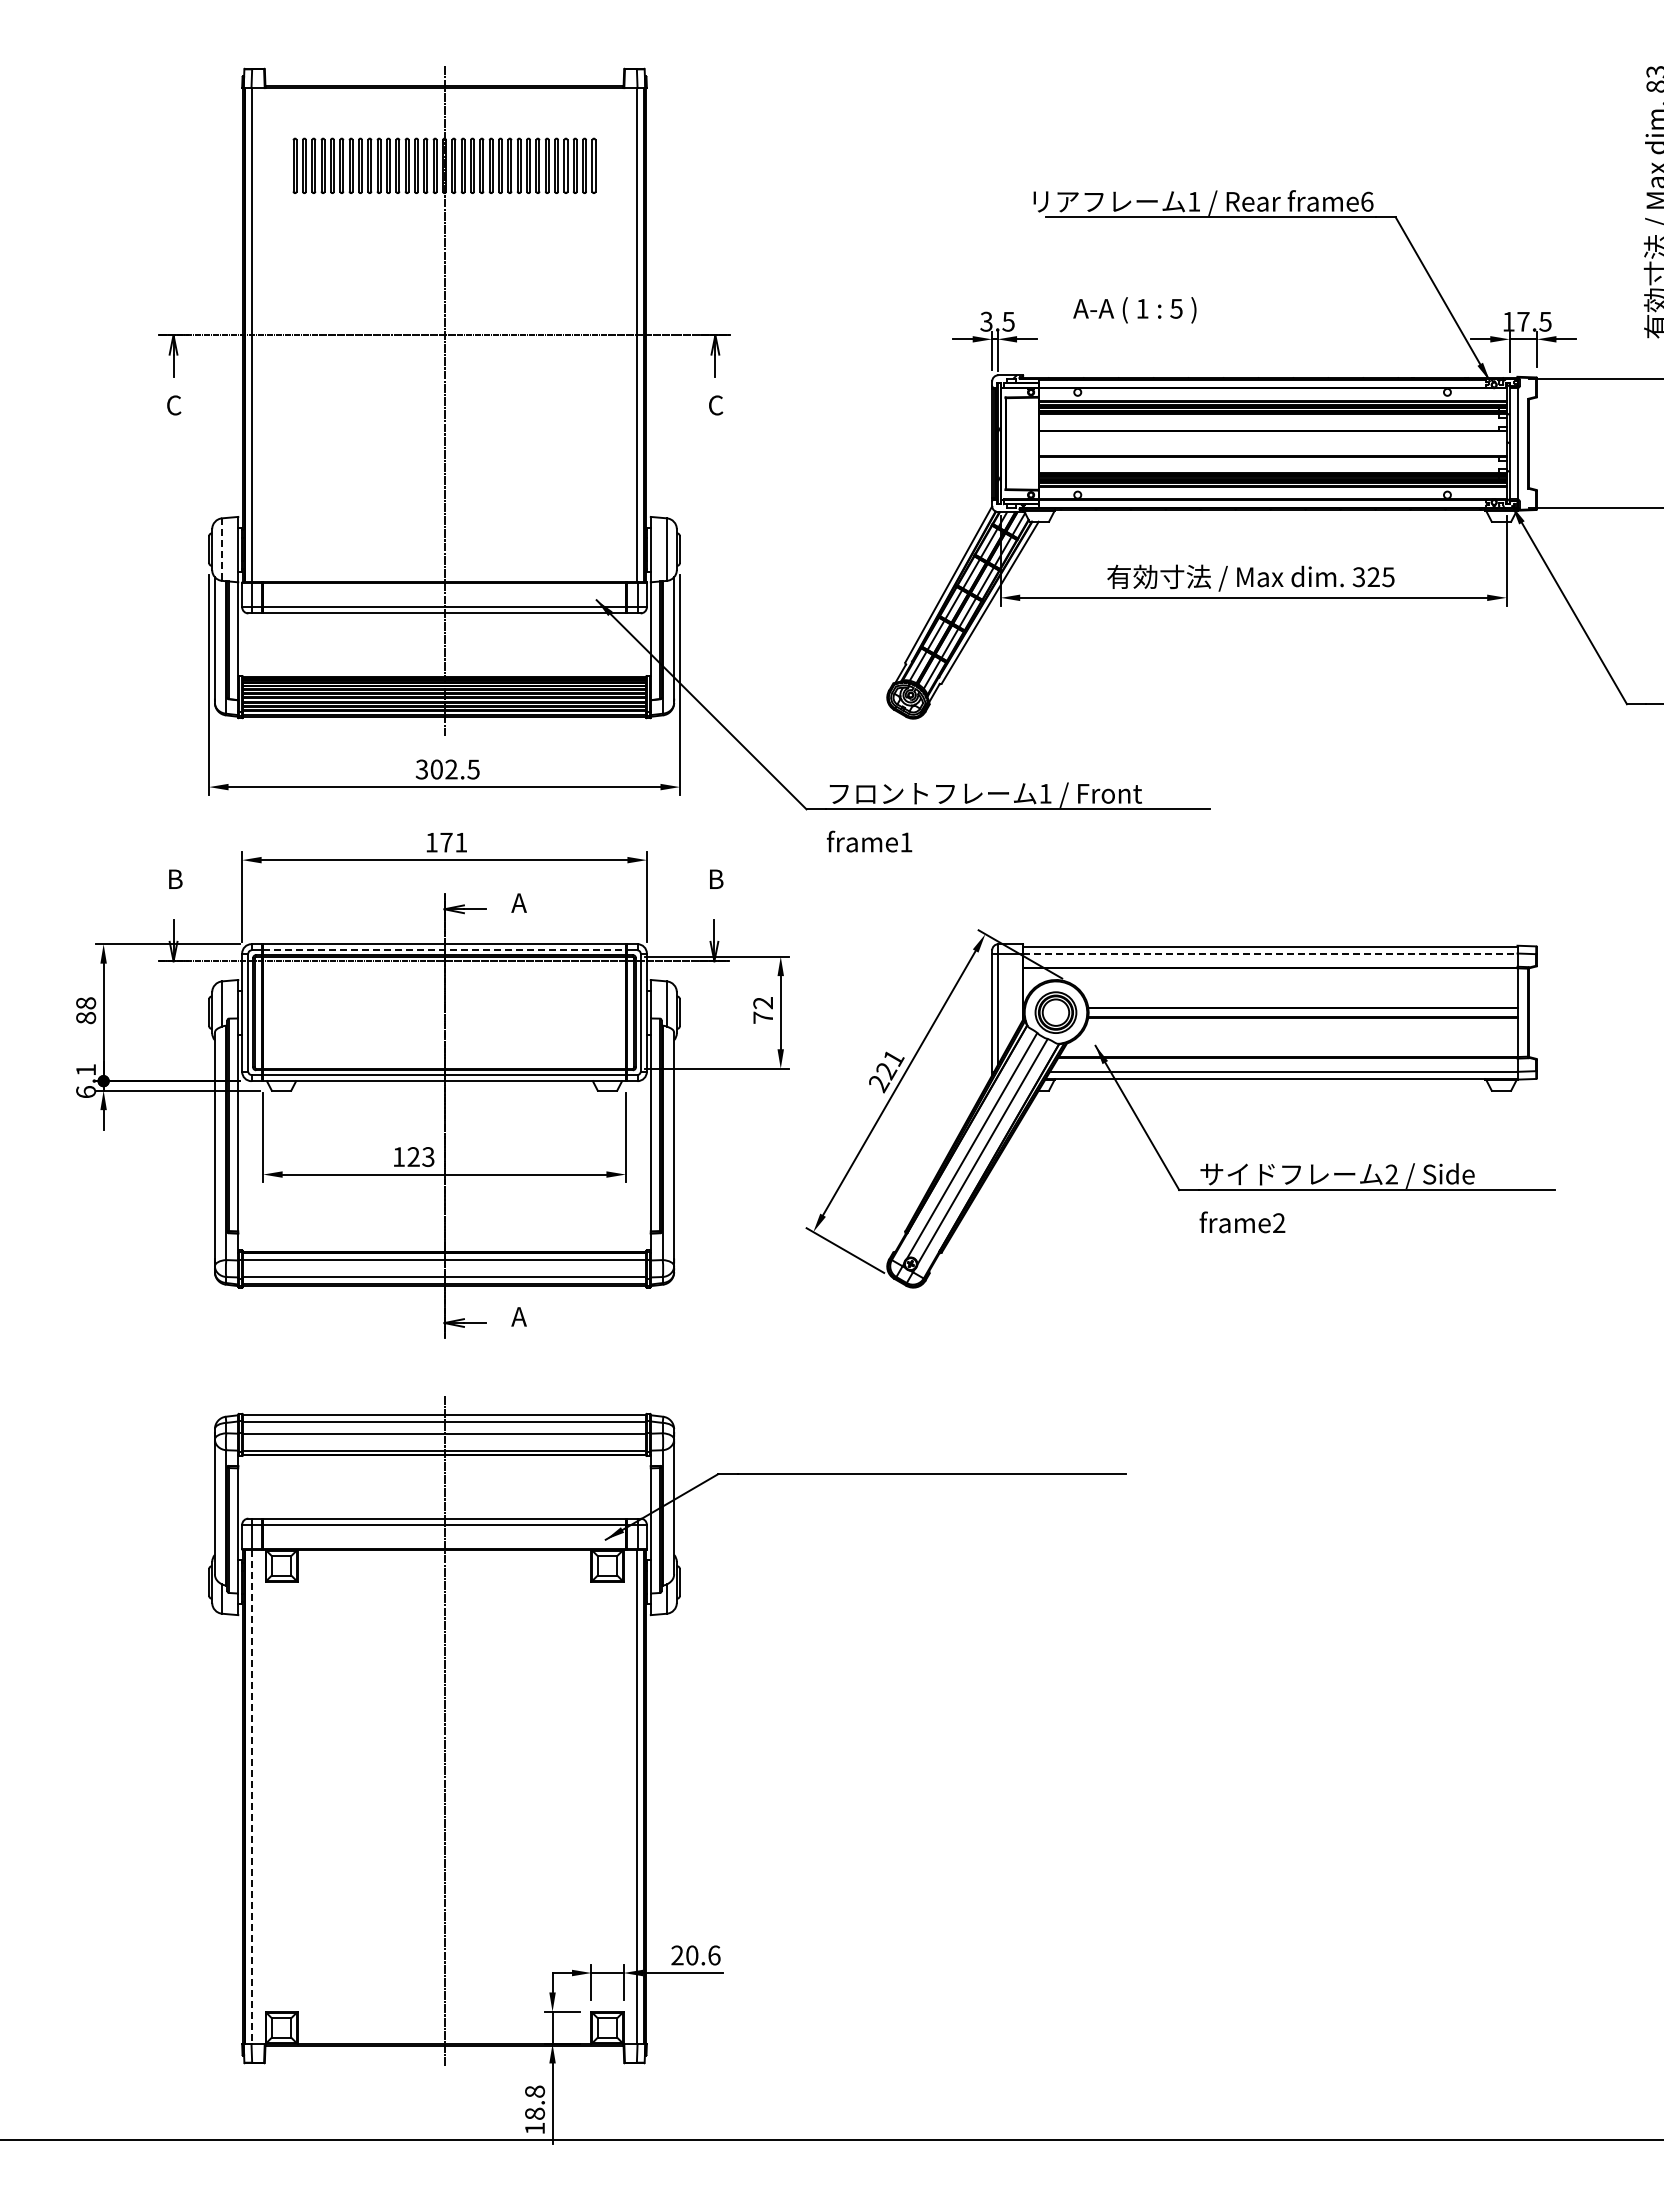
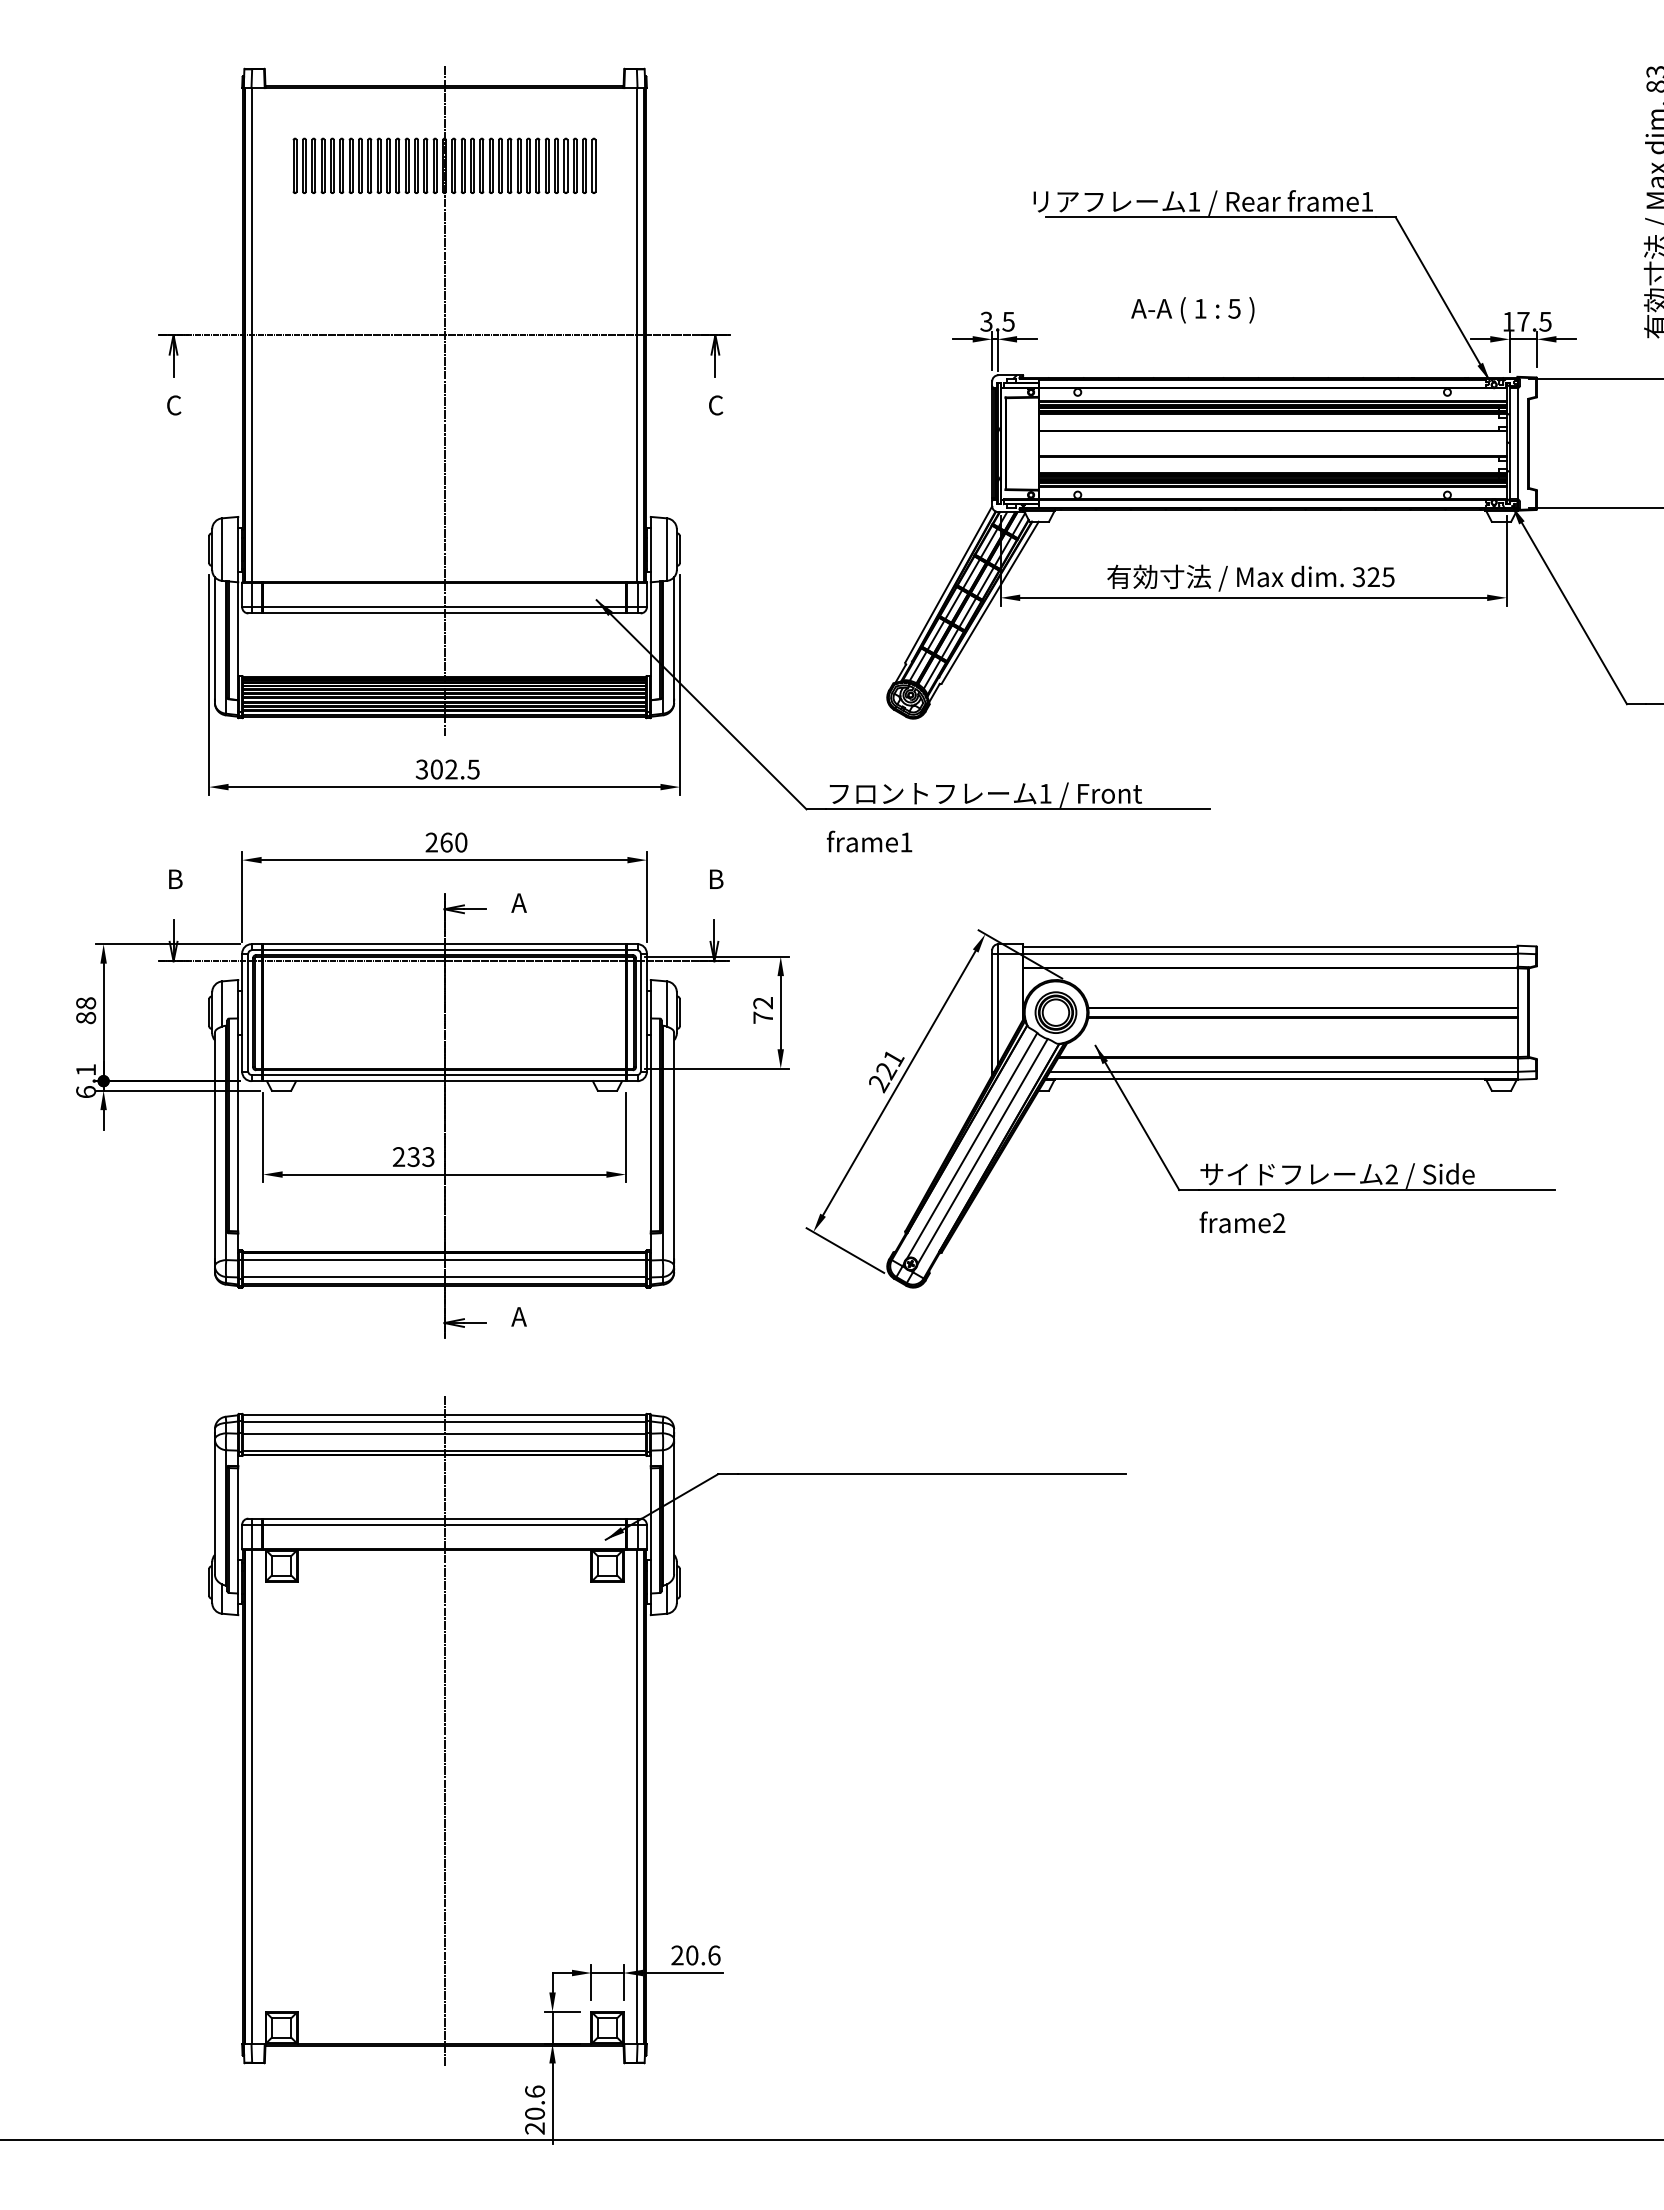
text: frame6 -> frame1 (1367, 201)
text position: (1134, 310) -> (1192, 310) (1192, 310)
line: dashed -> solid (222, 550)
text: 171 -> 260 (446, 842)
line: dashed -> solid (445, 950)
line: dashed -> solid (1270, 953)
text: 123 -> 233 (406, 1157)
line: dashed -> solid (251, 1797)
text: 18.8 -> 20.6 (534, 2109)
